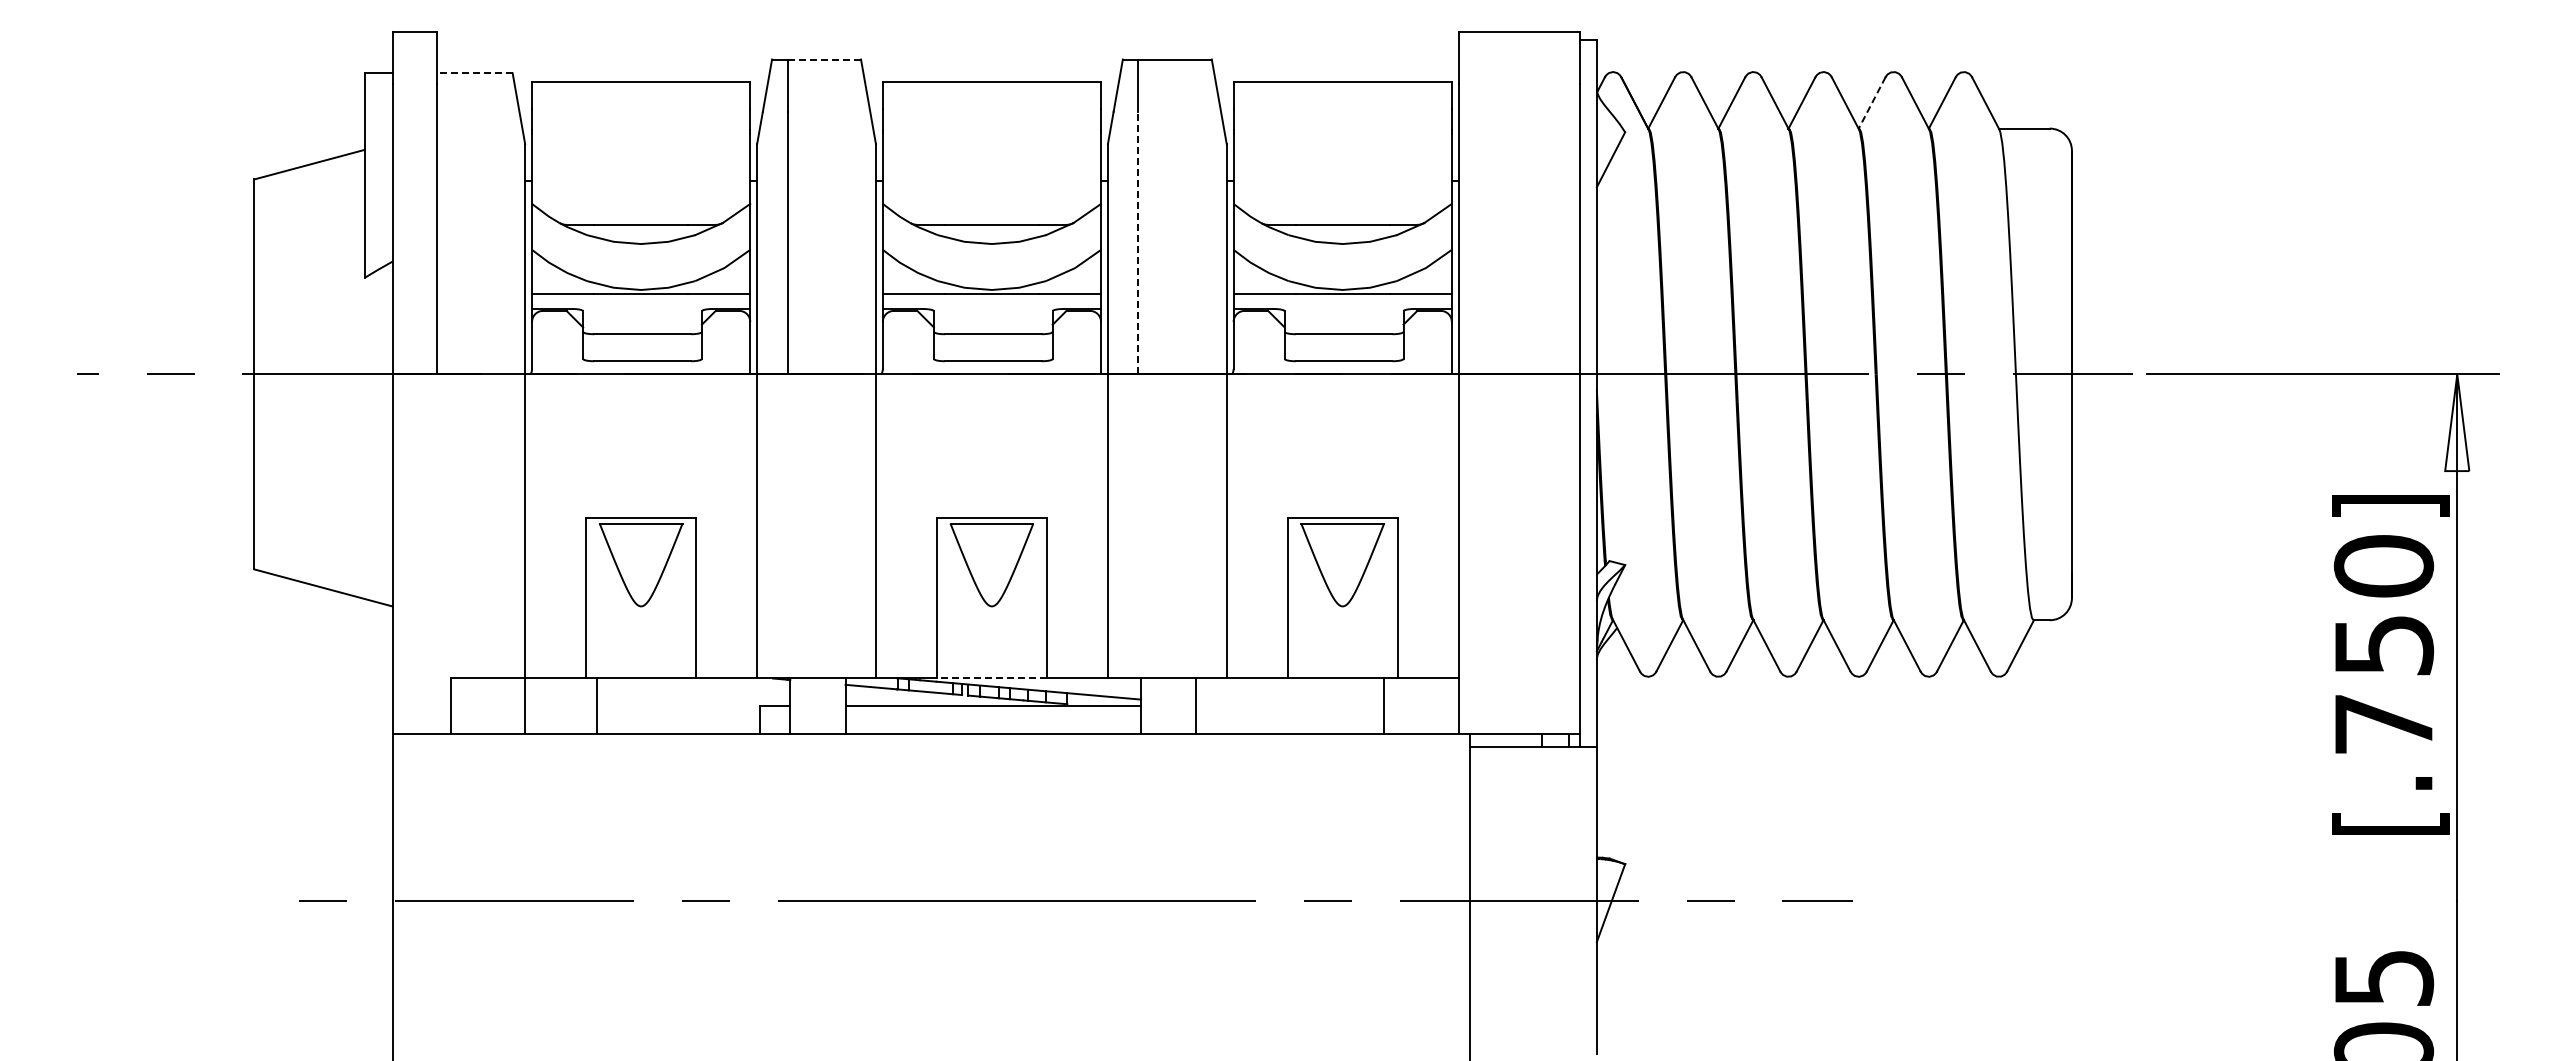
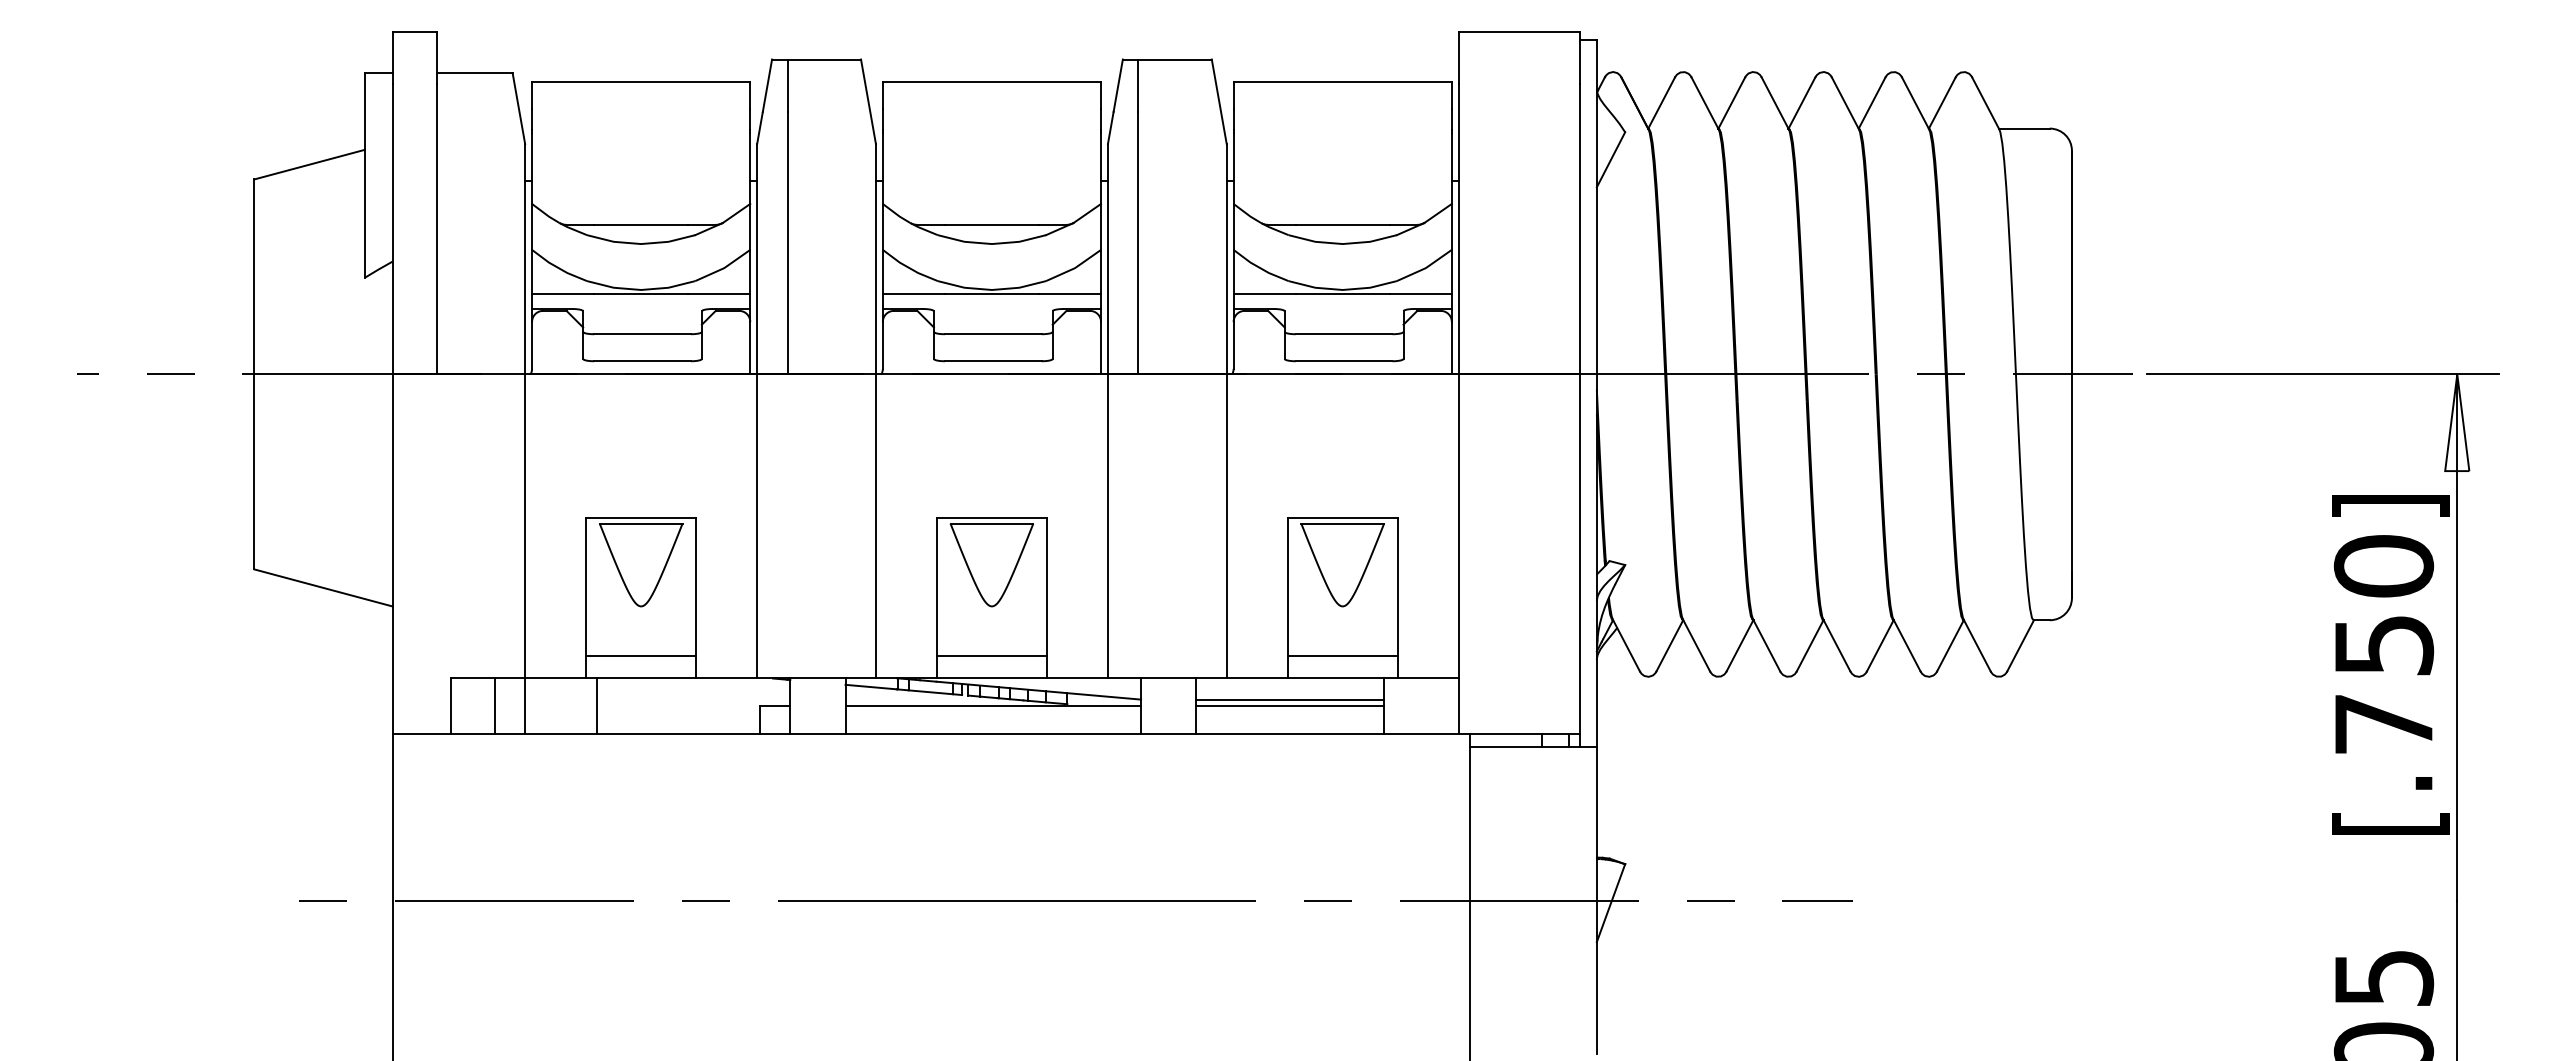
line: dashed -> solid (824, 59)
line: dashed -> solid (474, 73)
line: dashed -> solid (1871, 103)
line: dashed -> solid (1138, 242)
line: none -> present (640, 656)
line: none -> present (991, 656)
line: none -> present (1342, 656)
line: dashed -> solid (991, 678)
line: none -> present (1290, 700)
line: none -> present (494, 705)
line: none -> present (1290, 705)
